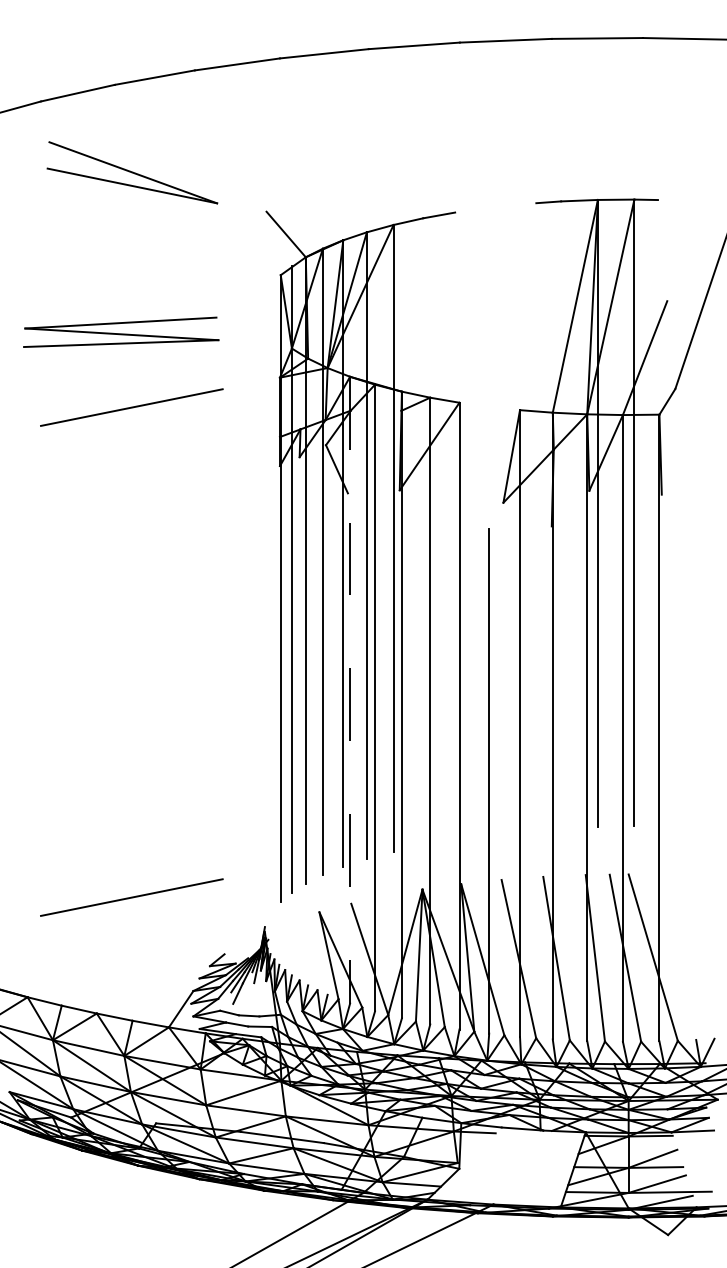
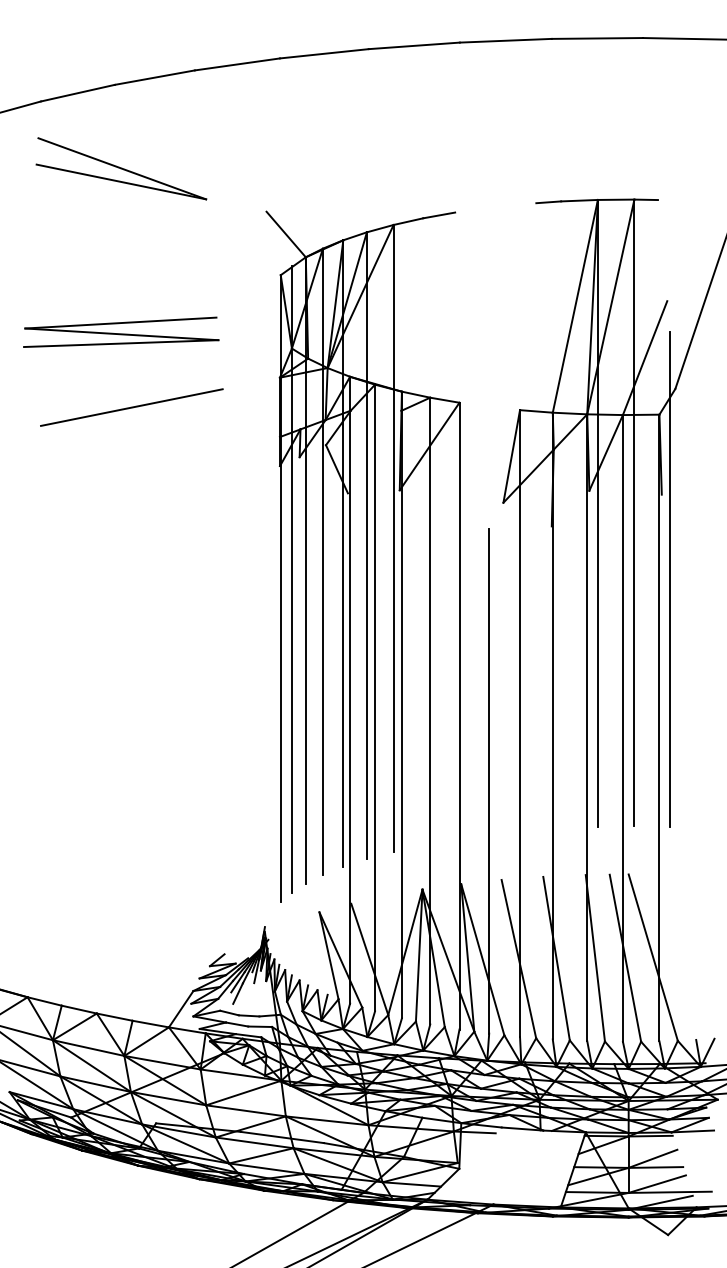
part position: (132, 172) -> (121, 168) (121, 168)
line: none -> present (670, 579)
line: dashed -> solid (350, 690)
line: present -> none (131, 897)
